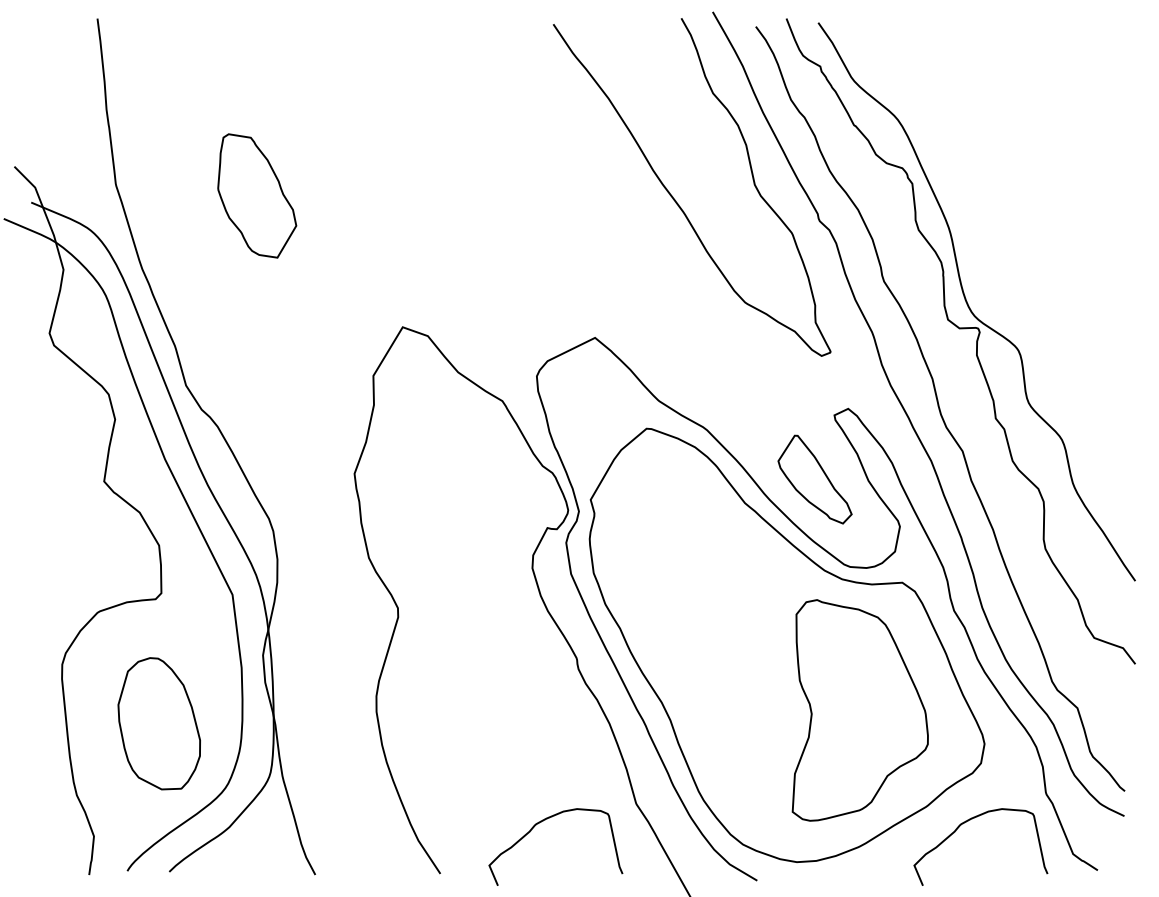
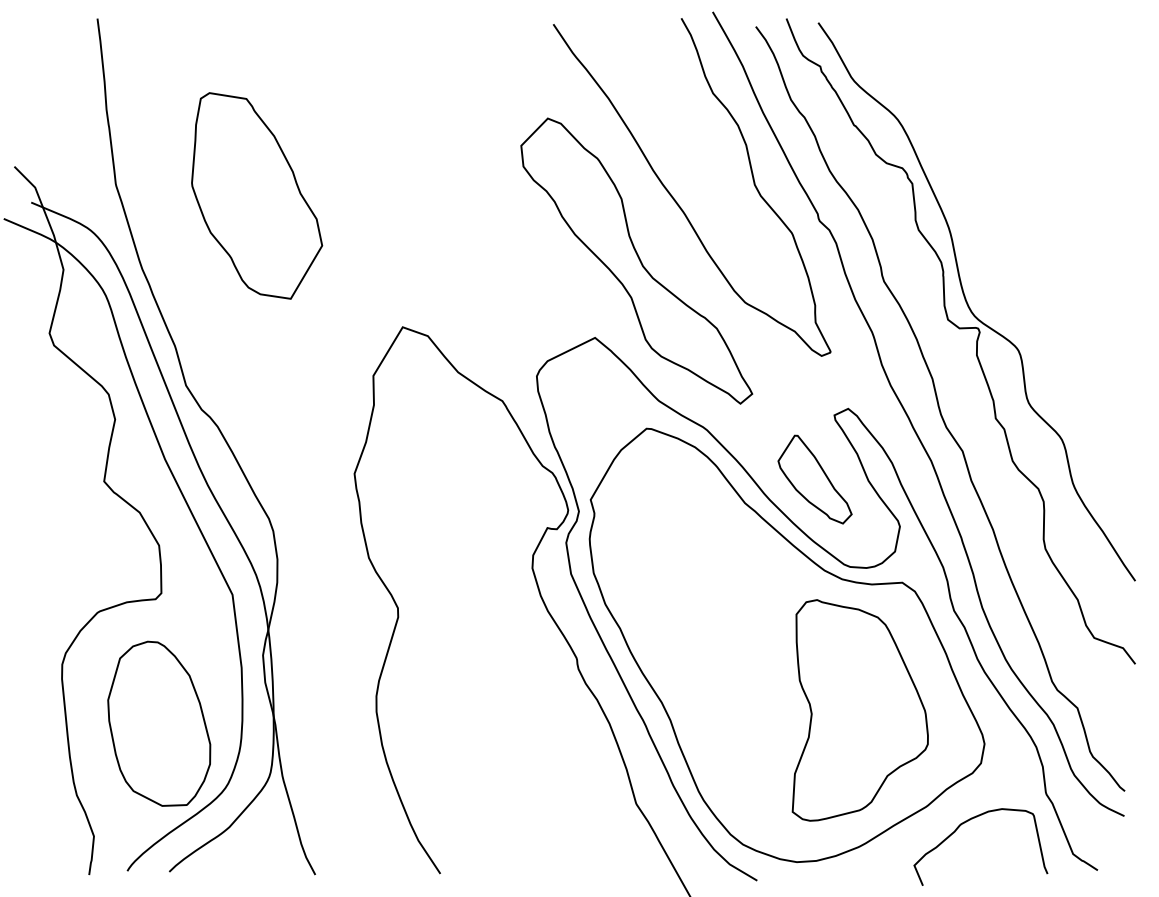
part size: 81x126 px -> 133x208 px (257, 195)
part: none -> present (636, 260)
part size: 84x134 px -> 105x167 px (159, 723)
curve: present -> none (543, 821)
